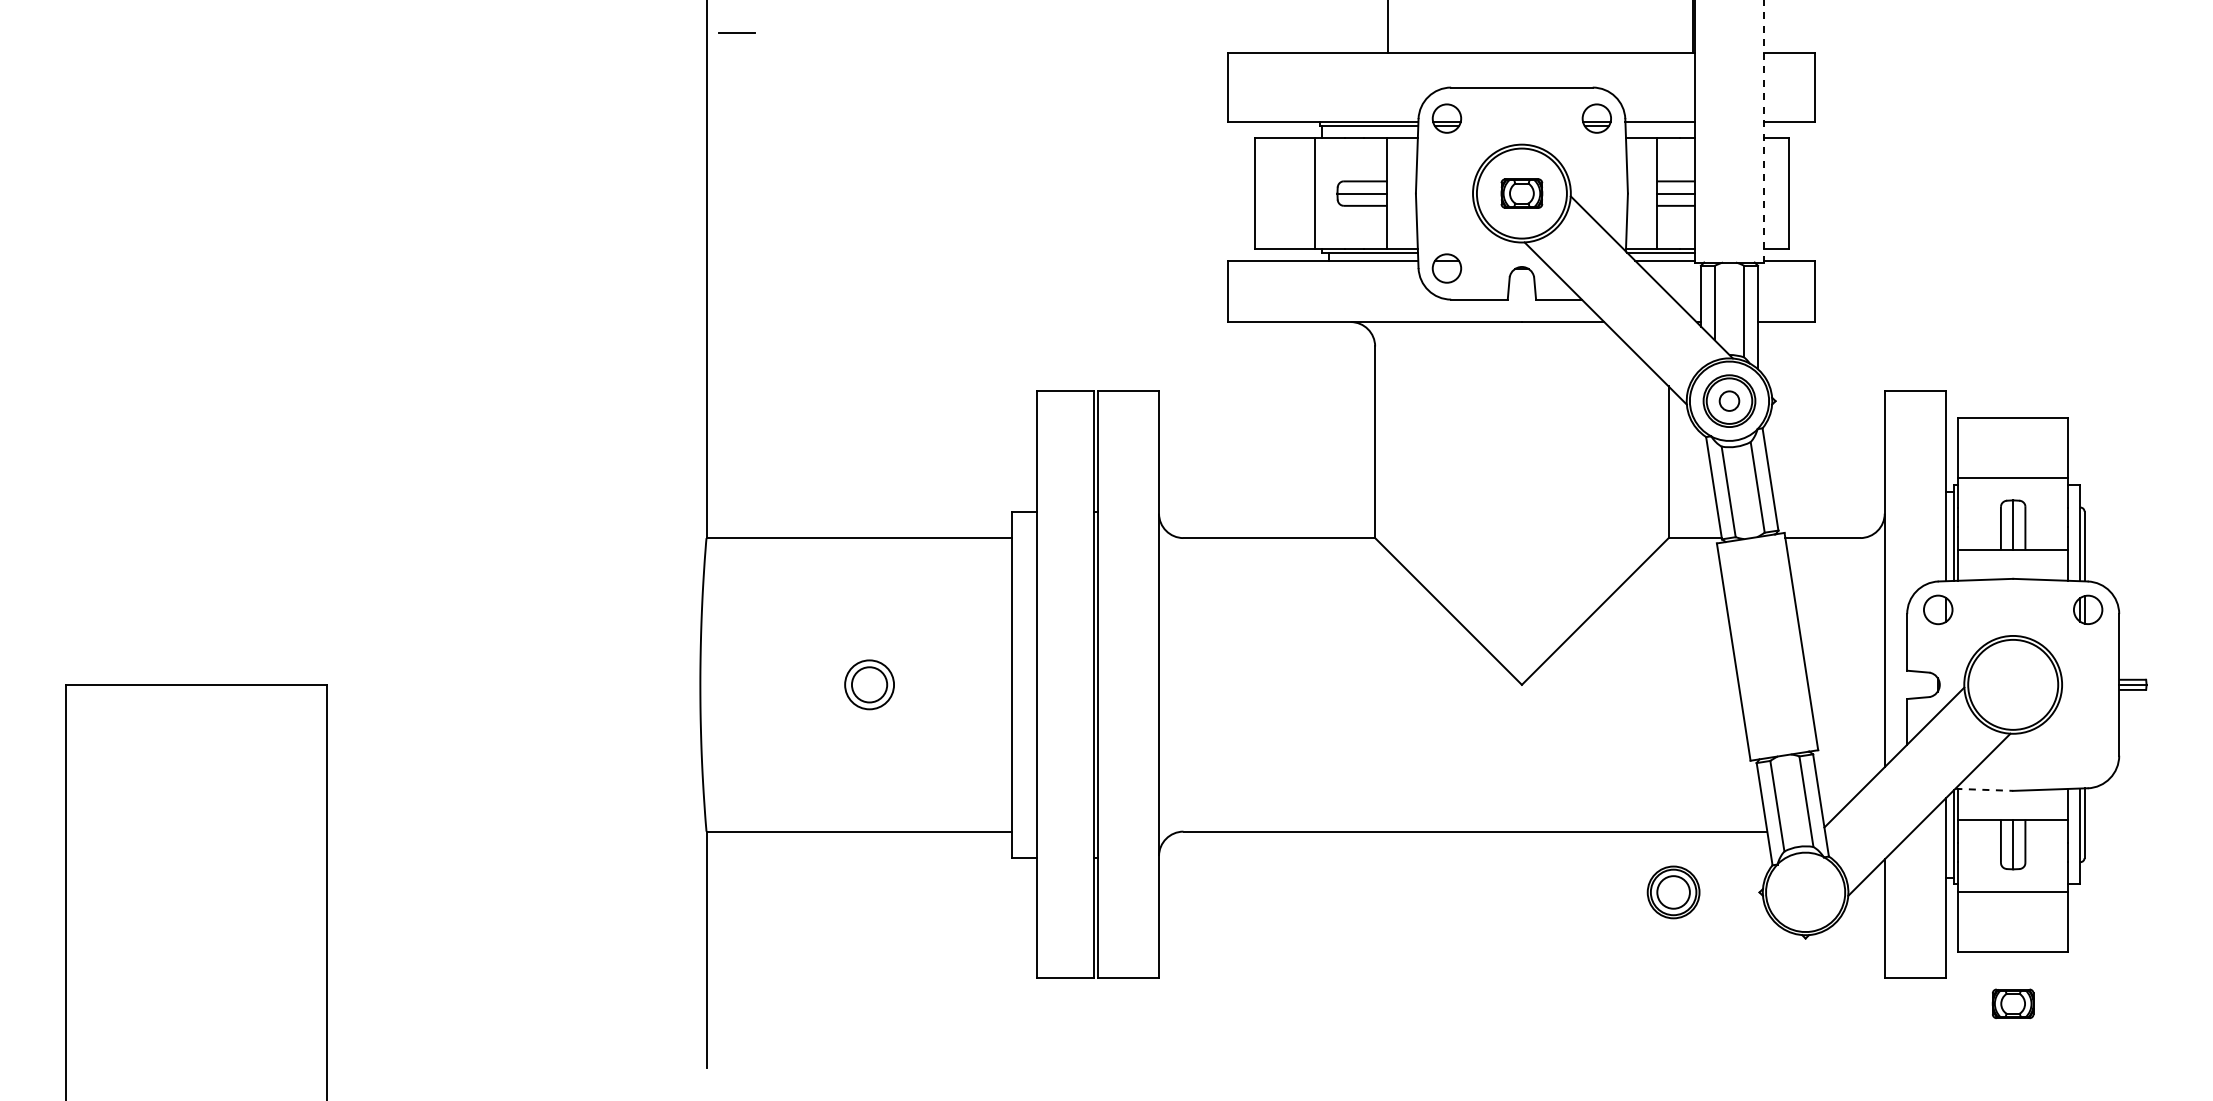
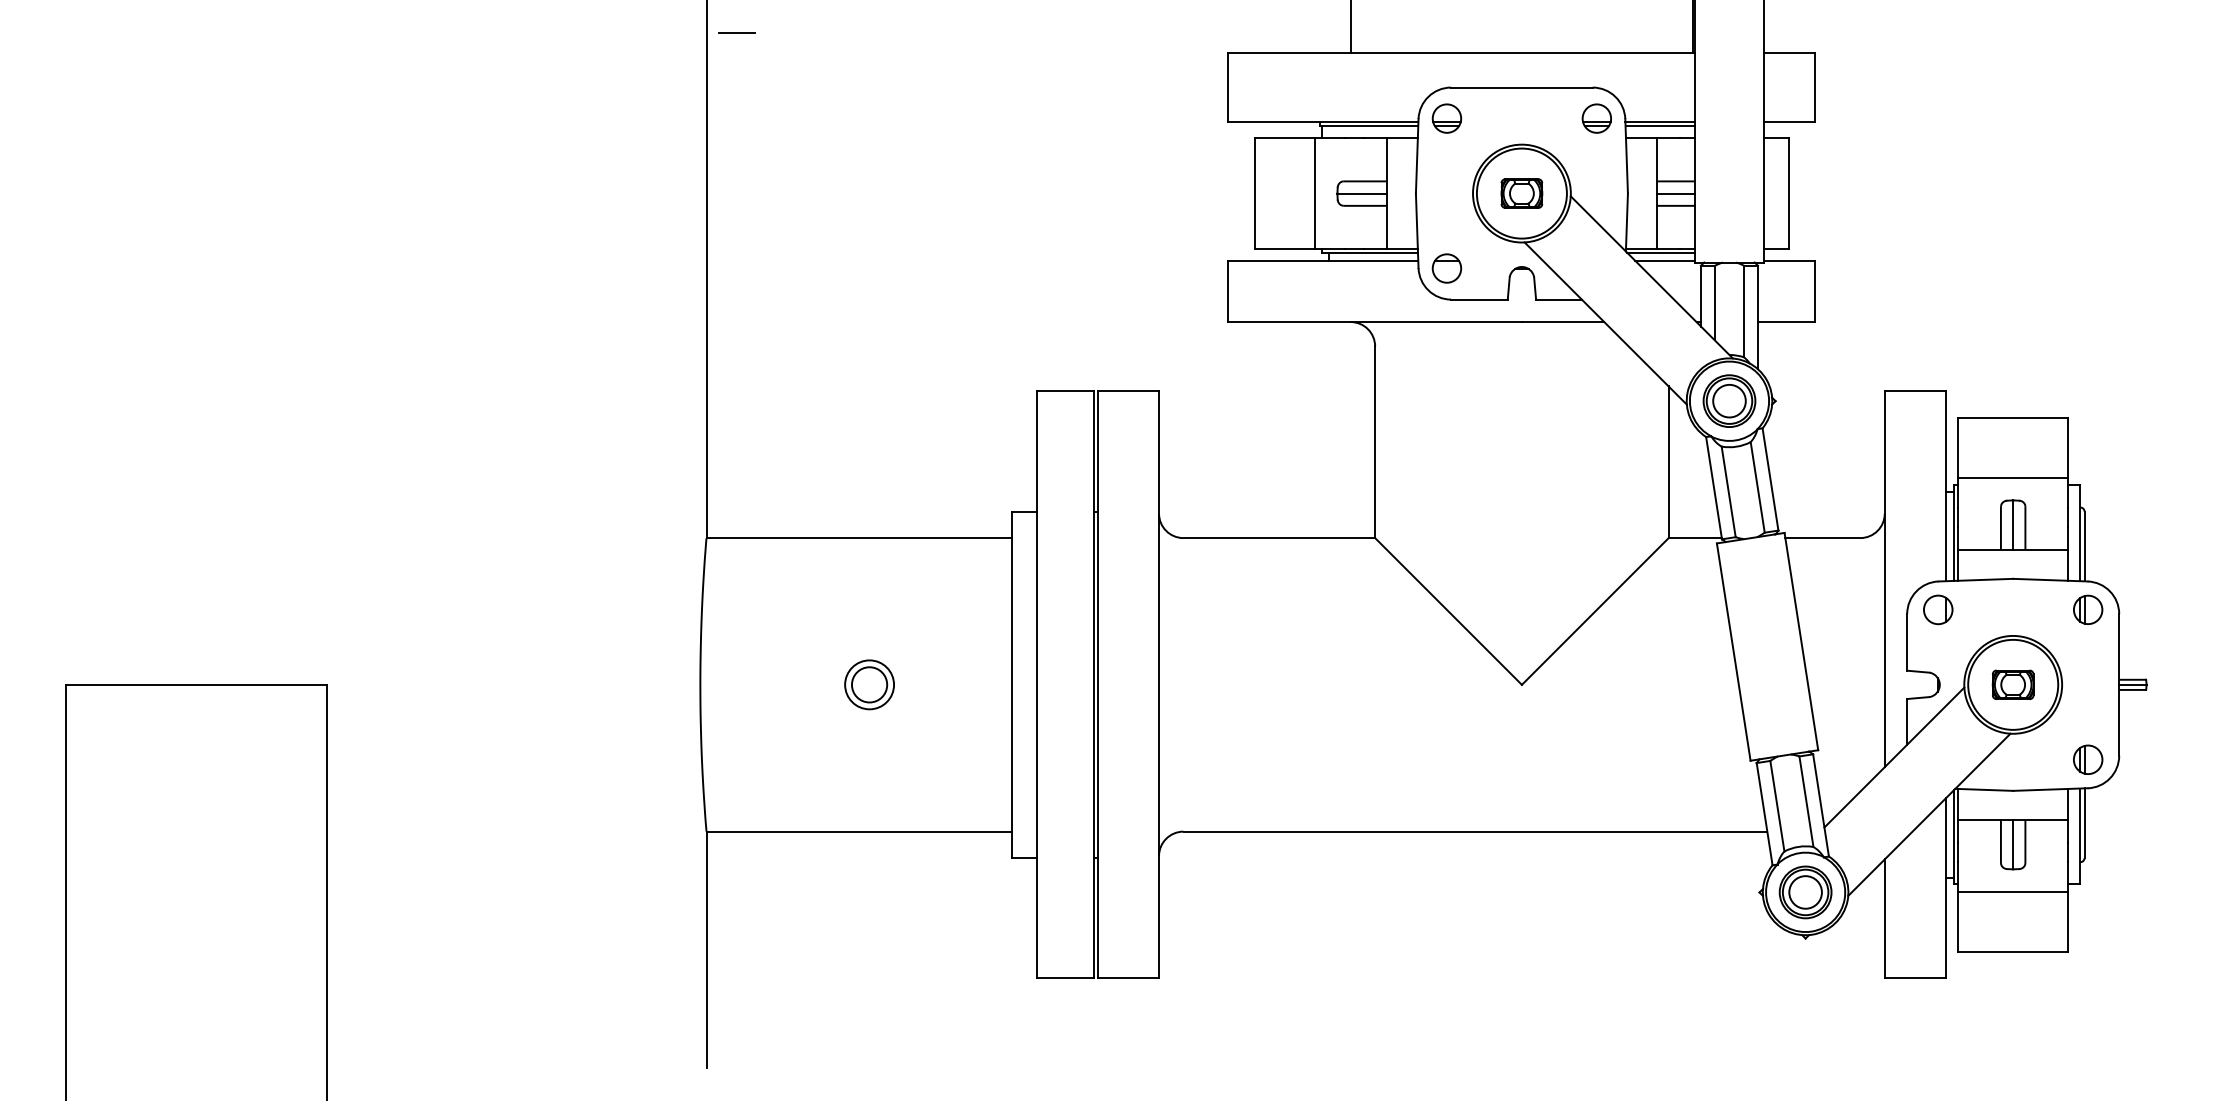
line position: (1387, 27) -> (1350, 27) (1350, 27)
line: none -> present (1660, 126)
line: dashed -> solid (1763, 131)
circle diameter: 20 px -> 33 px (1729, 400)
part: none -> present (2088, 759)
line: dashed -> solid (1984, 789)
part position: (1673, 892) -> (1805, 892) (1805, 892)
part position: (2012, 1003) -> (2012, 684) (2012, 684)
